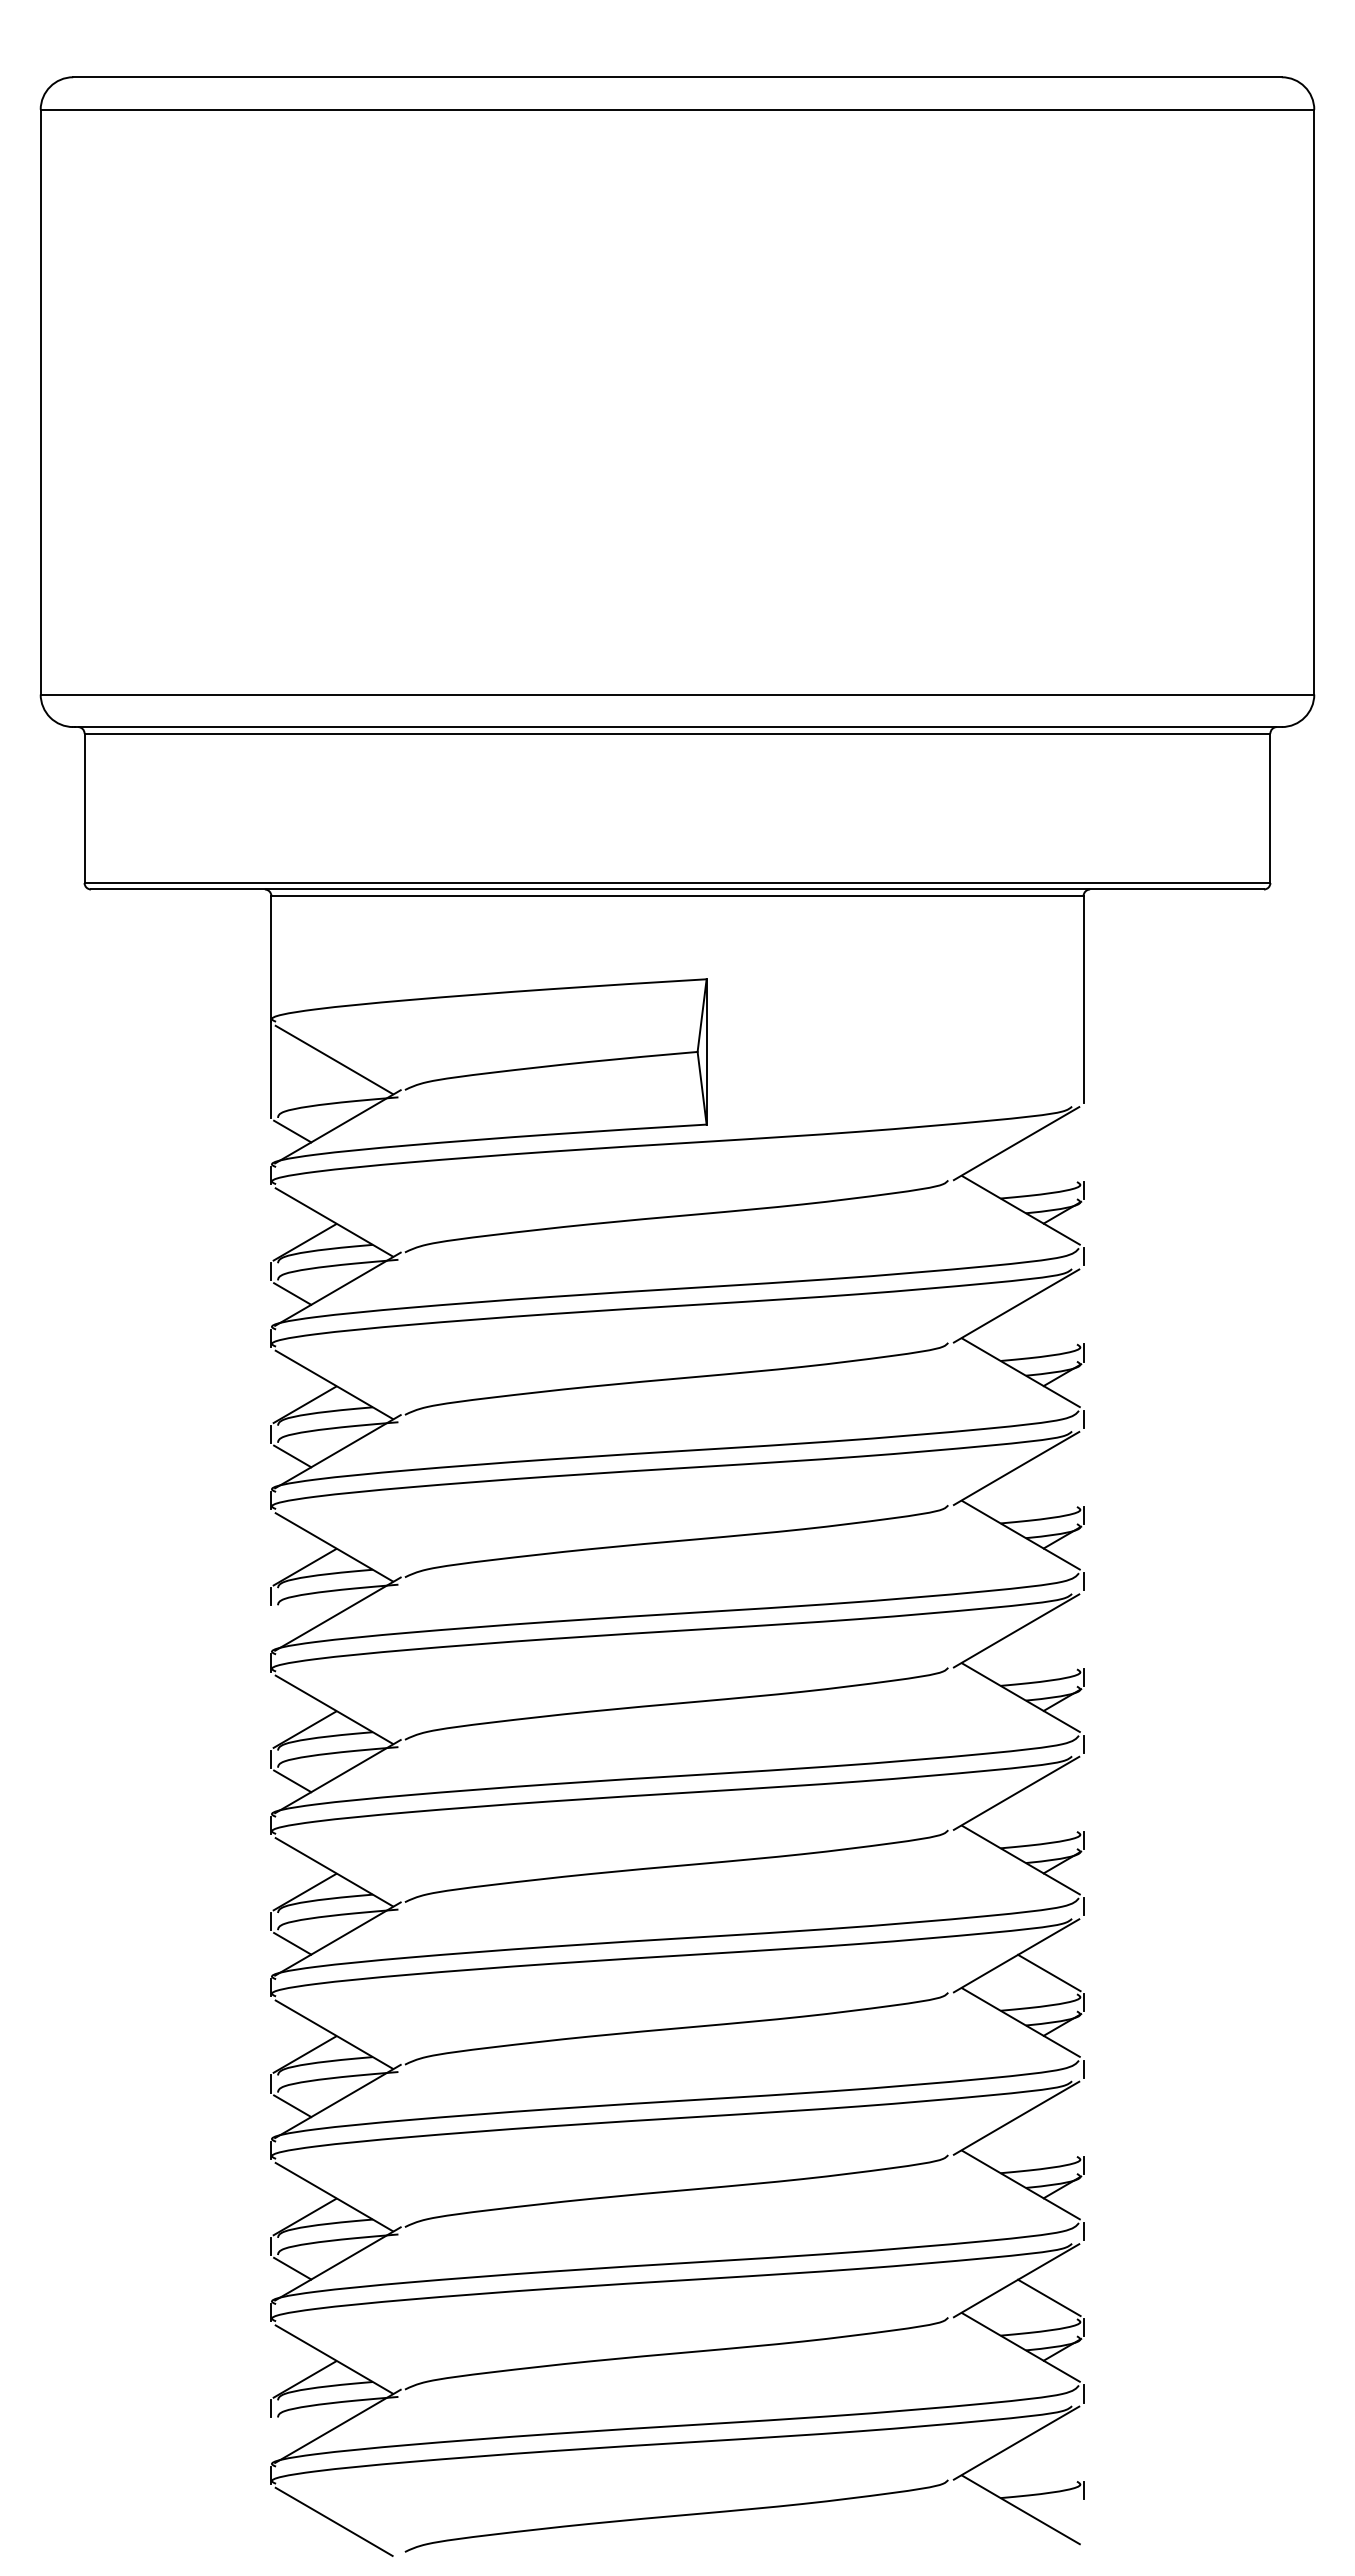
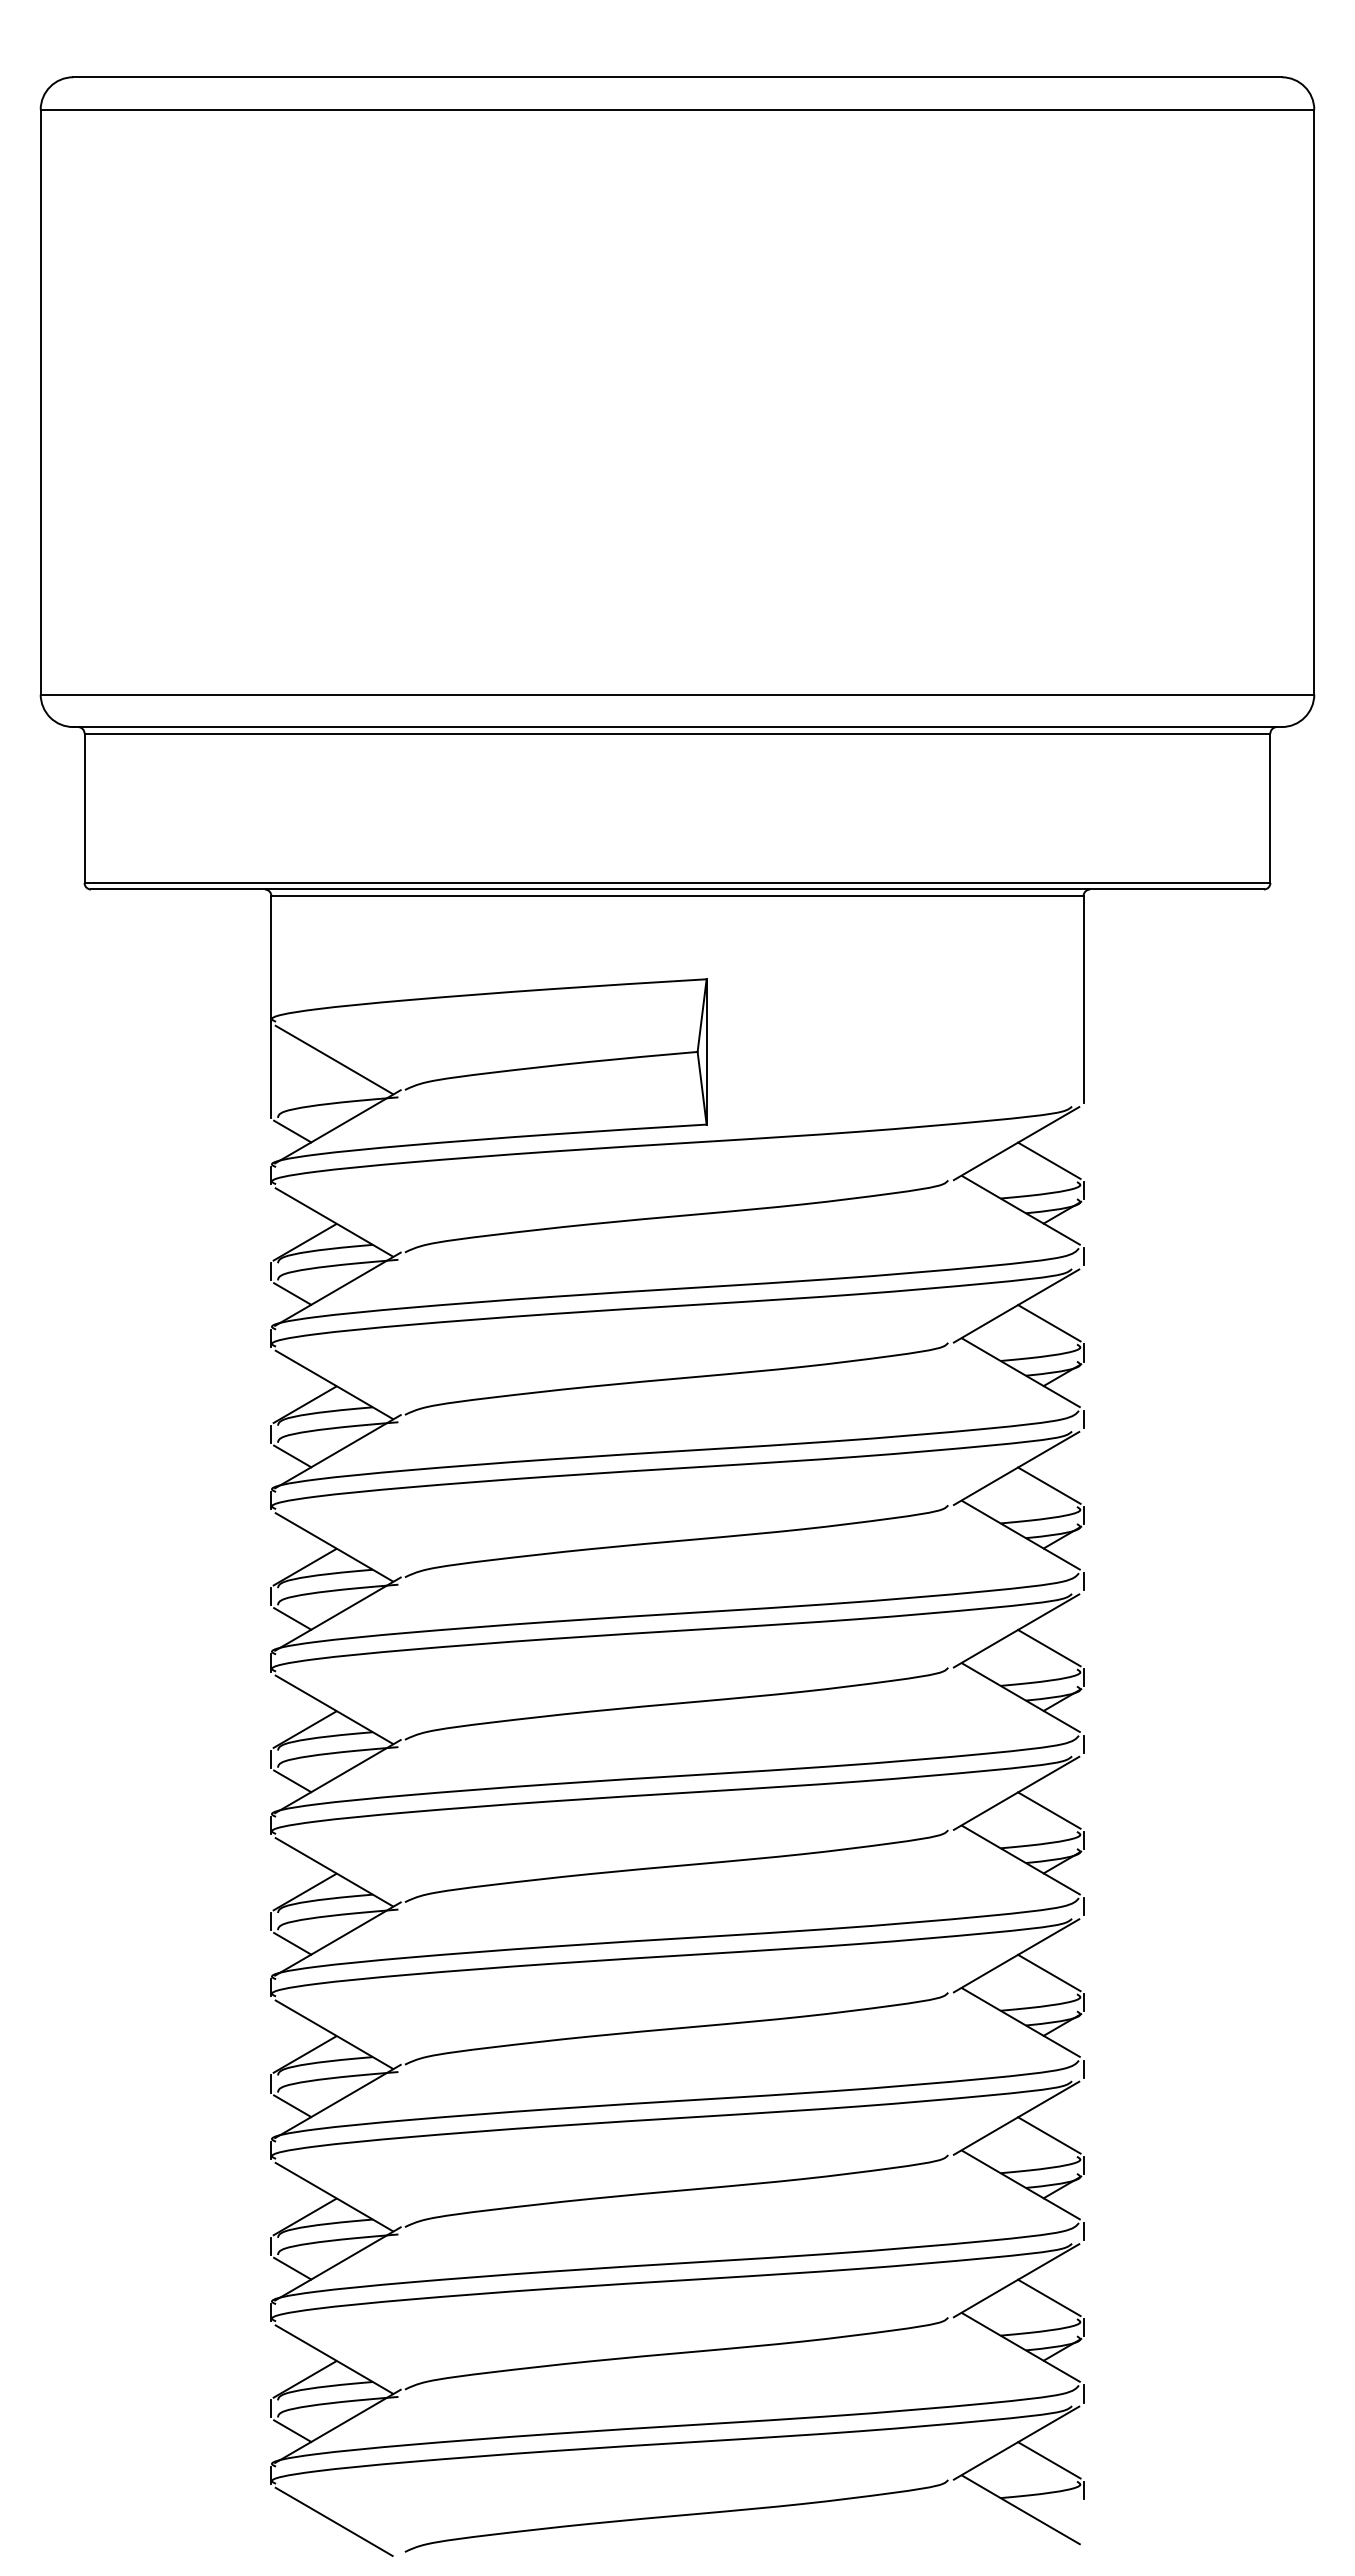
line: none -> present (1049, 1160)
line: none -> present (1049, 1323)
line: none -> present (1049, 1485)
line: none -> present (292, 1618)
line: none -> present (1049, 1647)
line: none -> present (1049, 1810)
line: none -> present (1049, 2135)
line: none -> present (292, 2430)
line: none -> present (1049, 2460)
